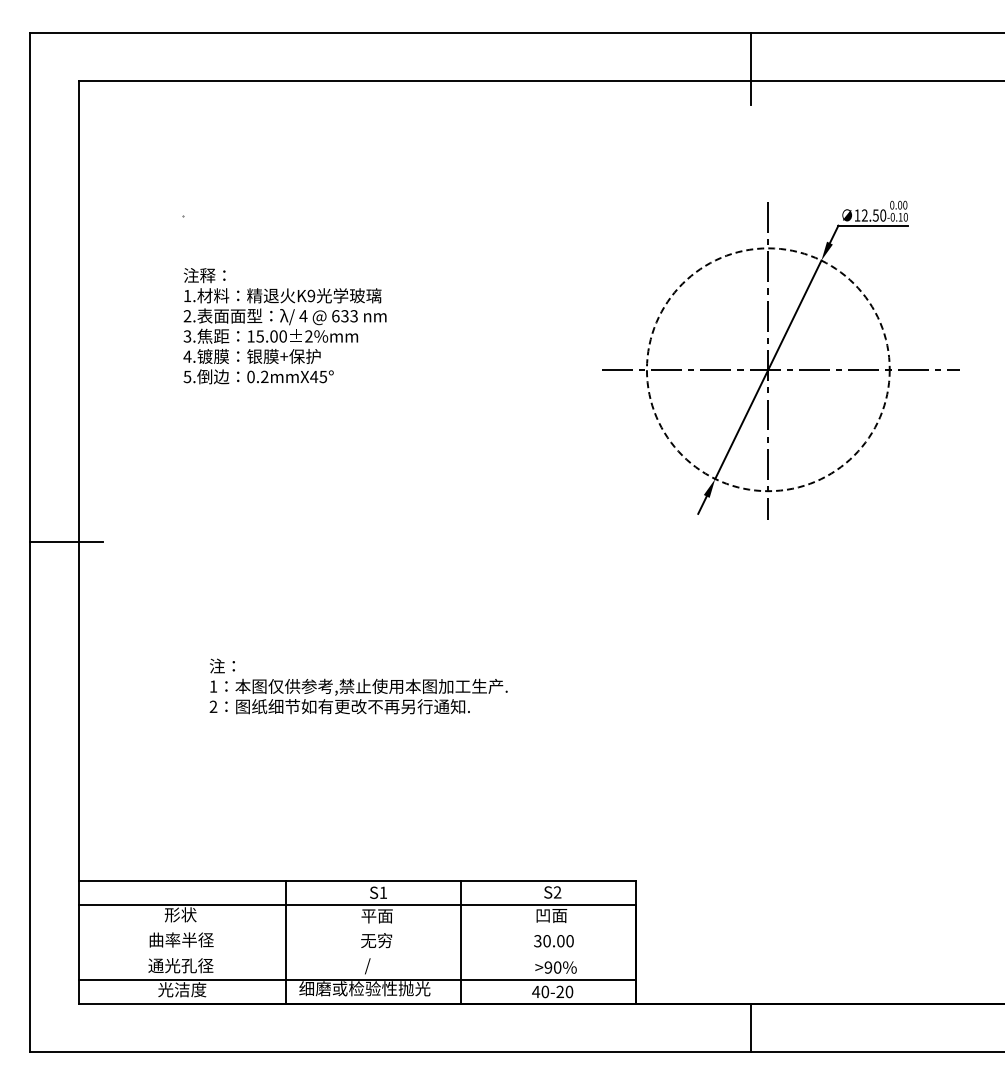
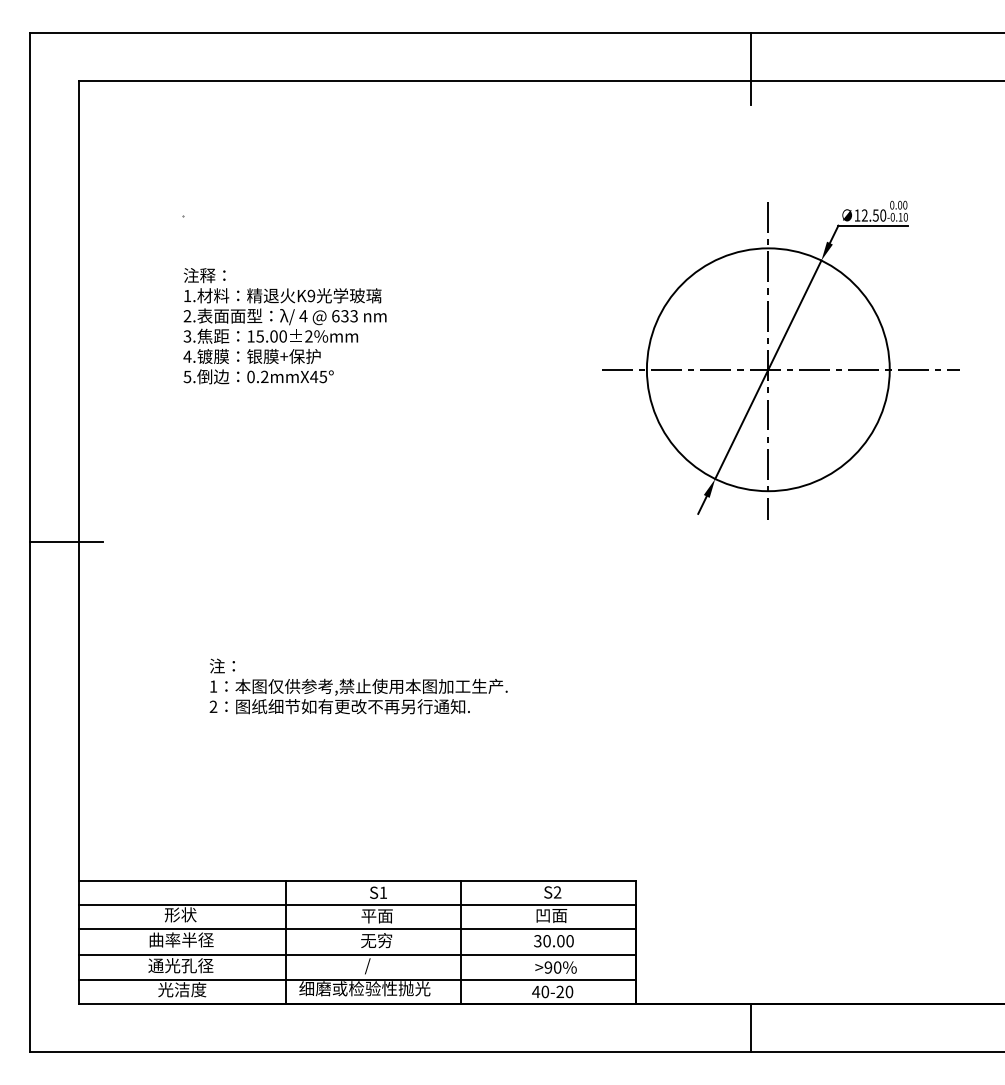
circle: dashed -> solid (767, 369)
line: none -> present (356, 929)
line: none -> present (356, 955)
